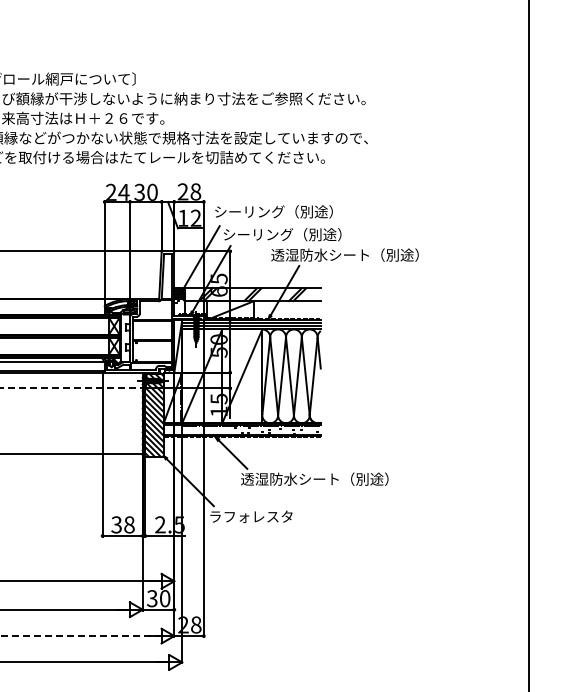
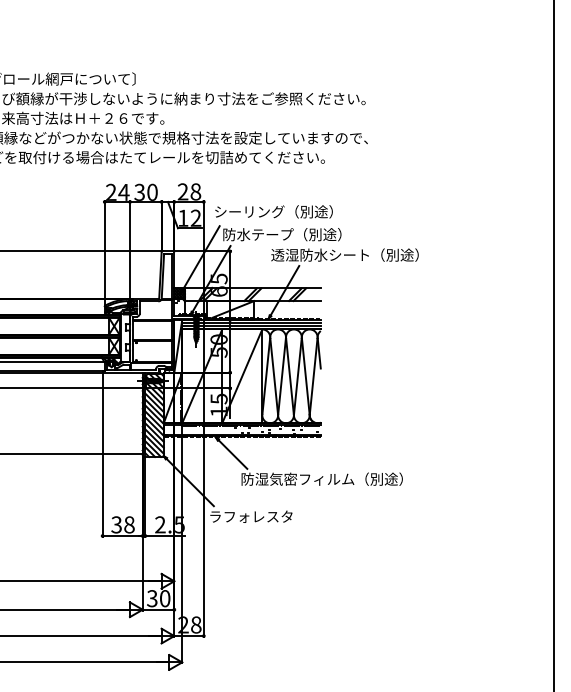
text: シーリング（別途） -> 防水テープ（別途） (258, 234)
line position: (528, 345) -> (553, 345) (553, 345)
line: dashed -> solid (72, 388)
text: 透湿防水シート（別途） -> 防湿気密フィルム（別途） (321, 478)
line: dashed -> solid (80, 636)
